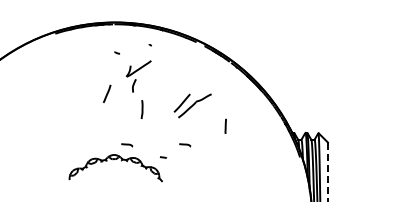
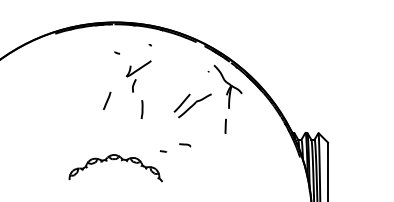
part: none -> present (224, 86)
line position: (106, 93) -> (106, 100) (106, 100)
curve: present -> none (127, 145)
curve position: (163, 157) -> (163, 151) (163, 151)
line: dashed -> solid (327, 172)
